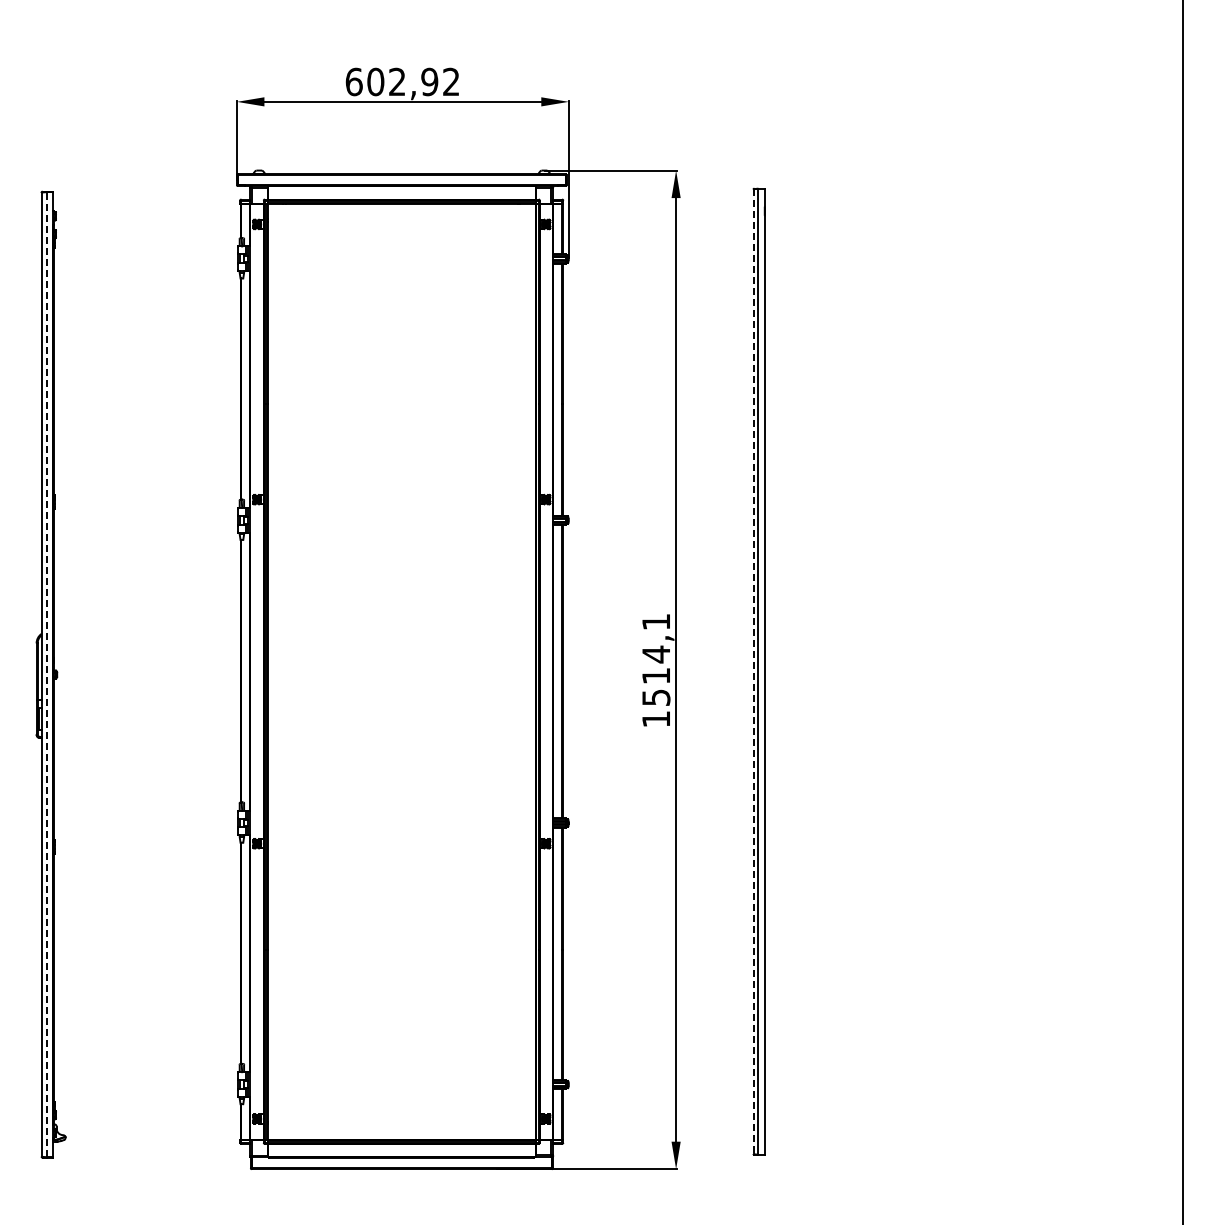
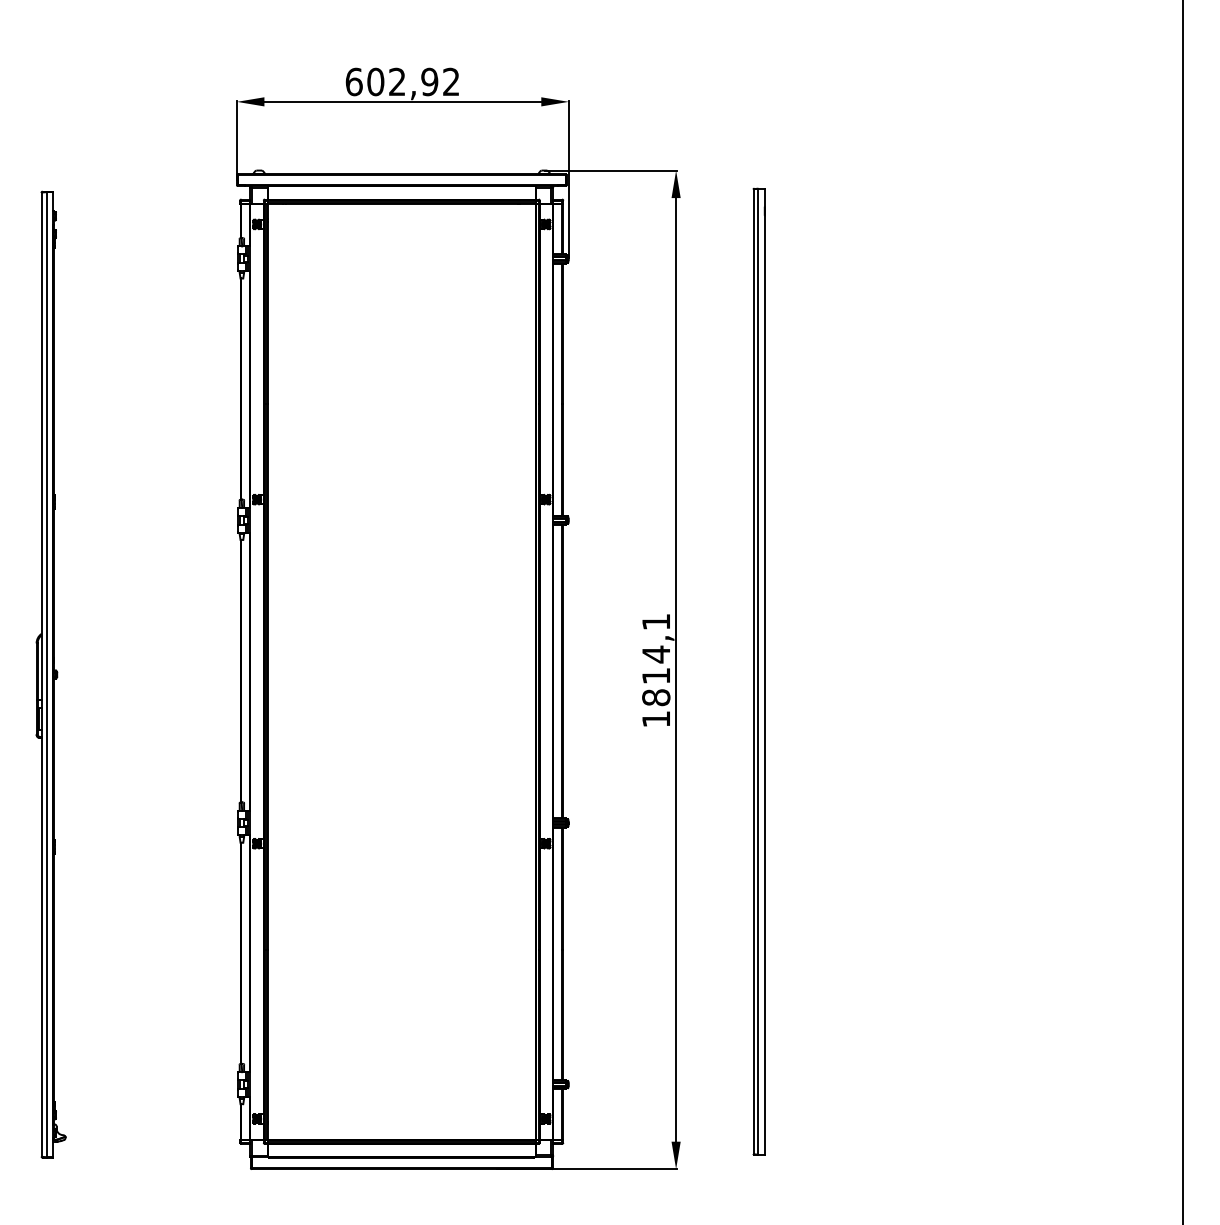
line: dashed -> solid (753, 672)
line: dashed -> solid (46, 674)
text: 1514,1 -> 1814,1 (656, 697)
